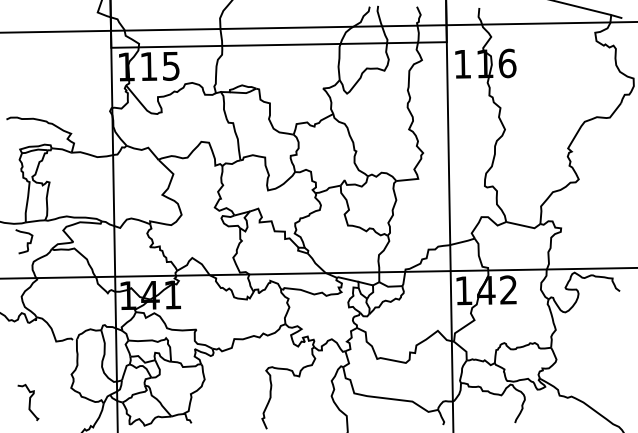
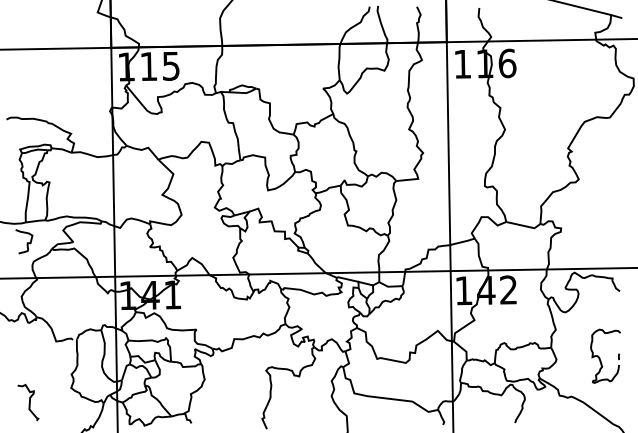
line position: (318, 27) -> (318, 44) (318, 44)
part: none -> present (605, 355)
